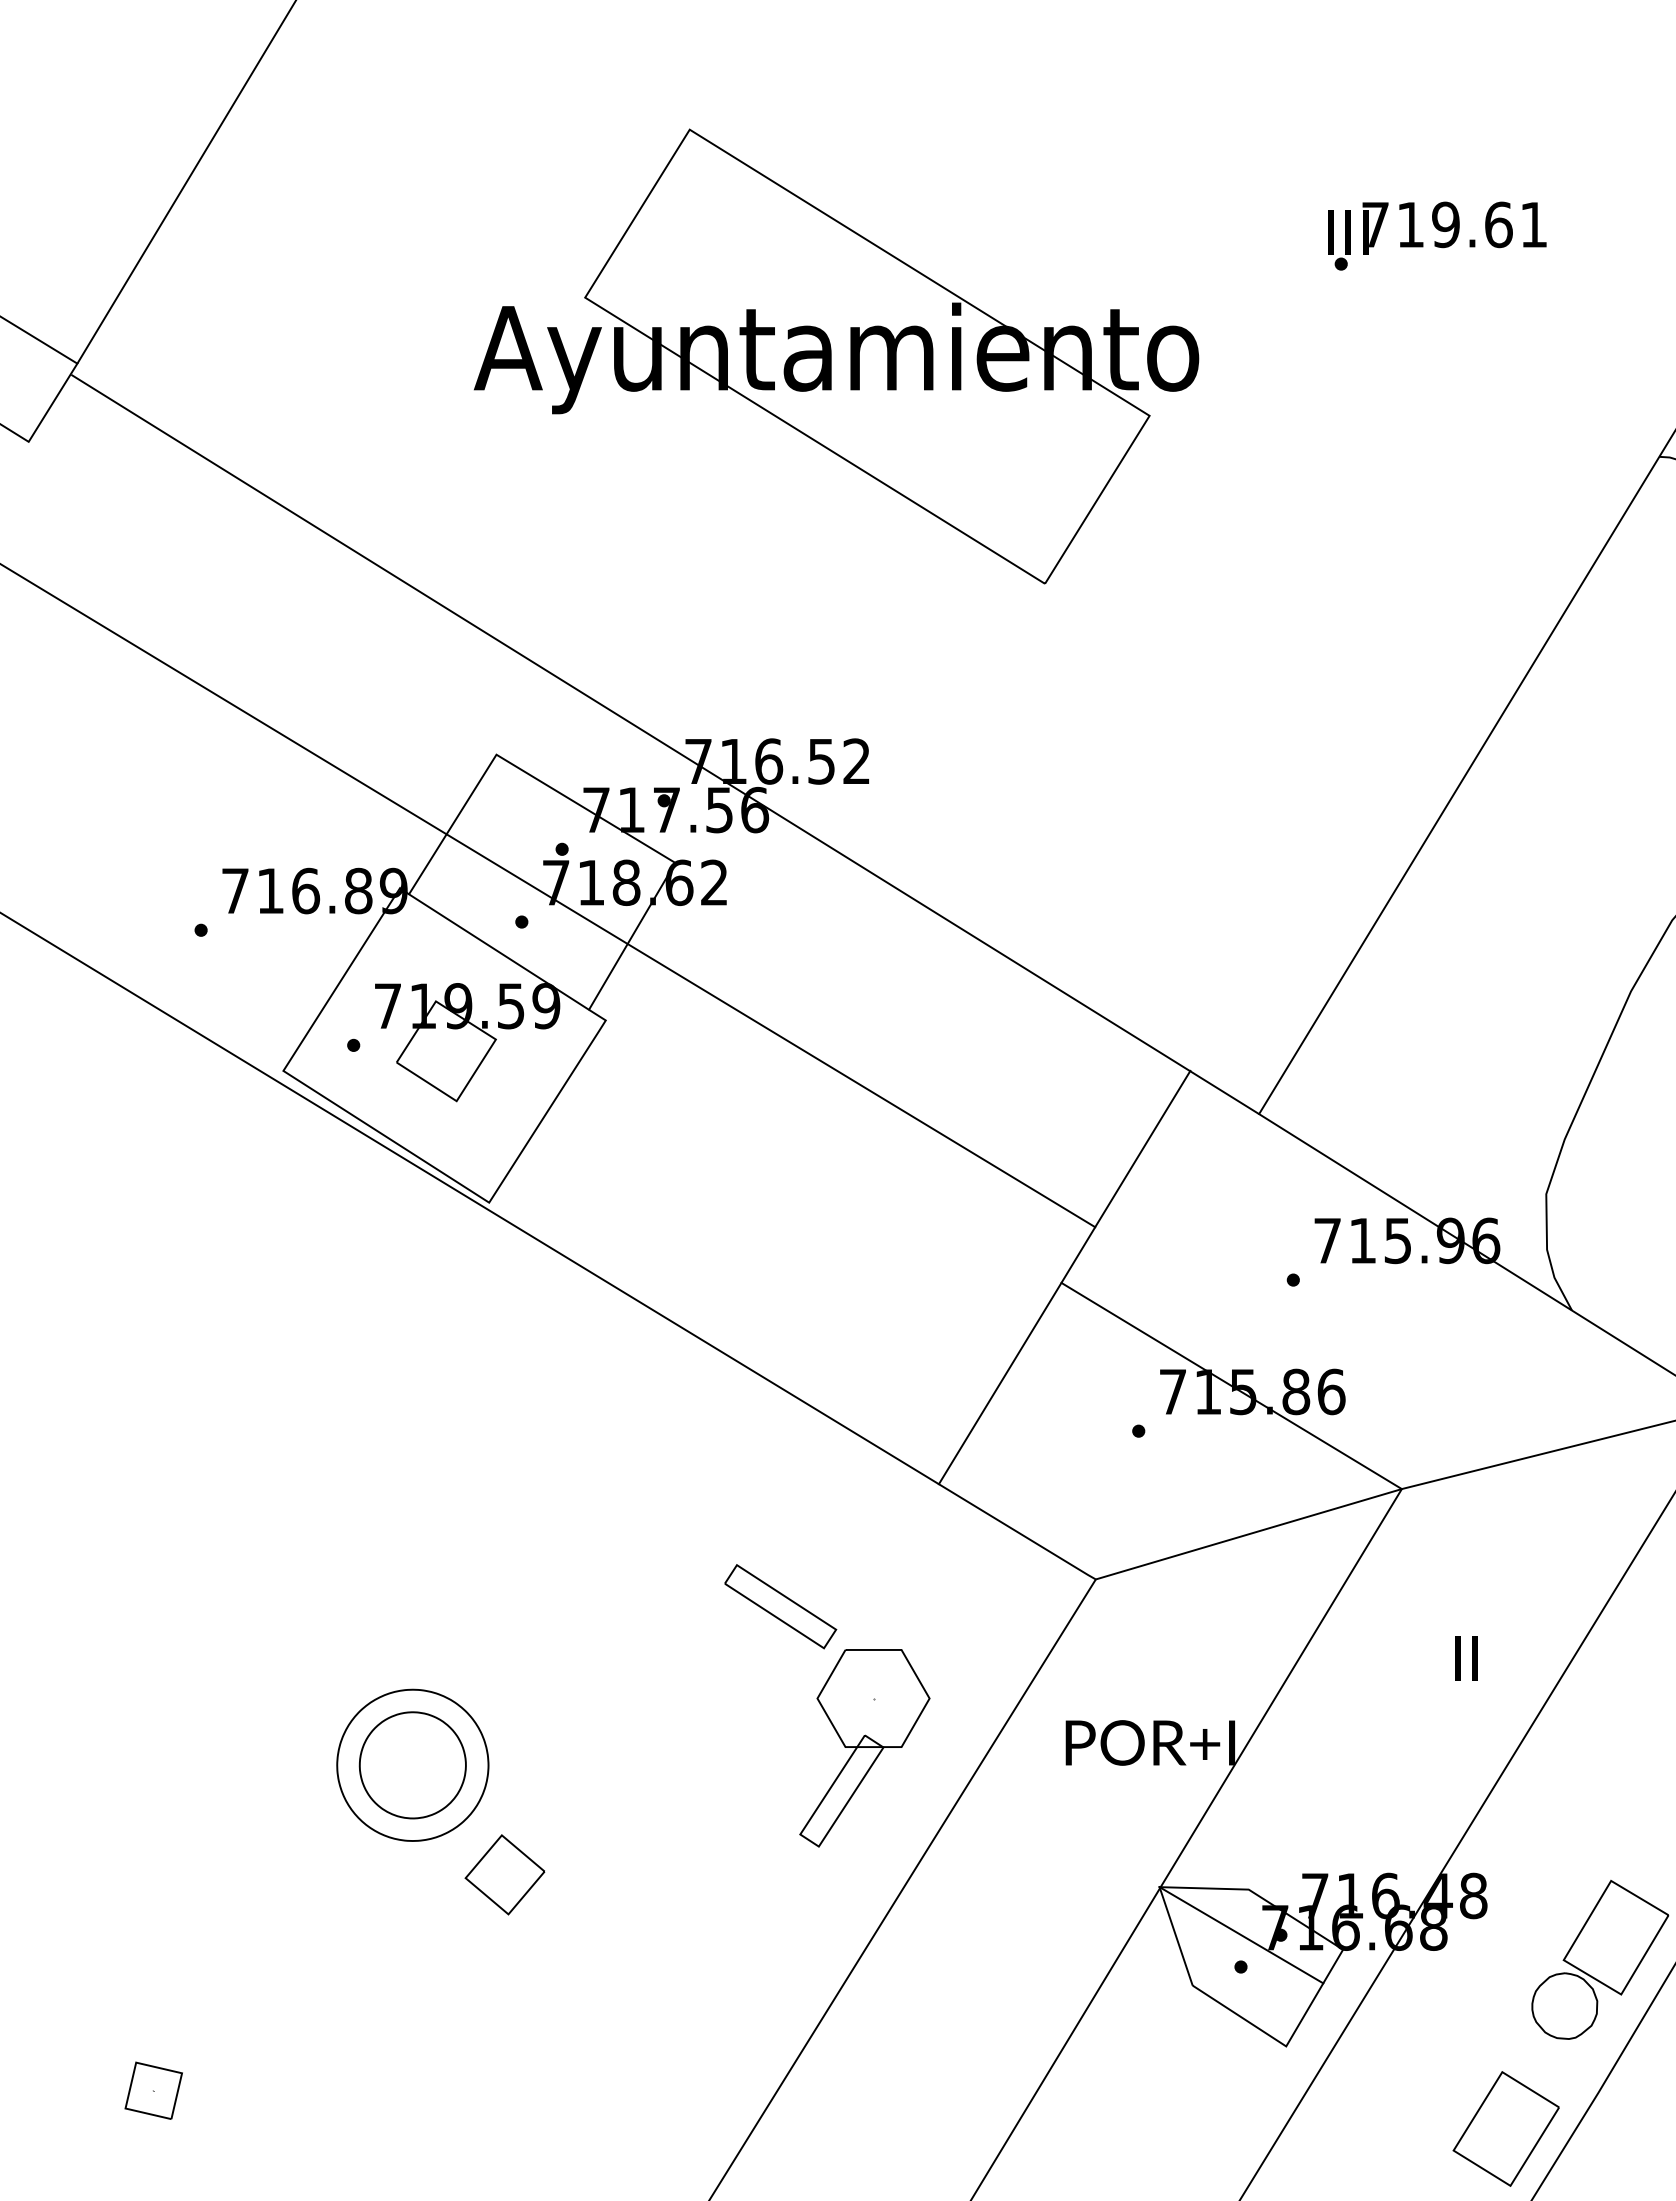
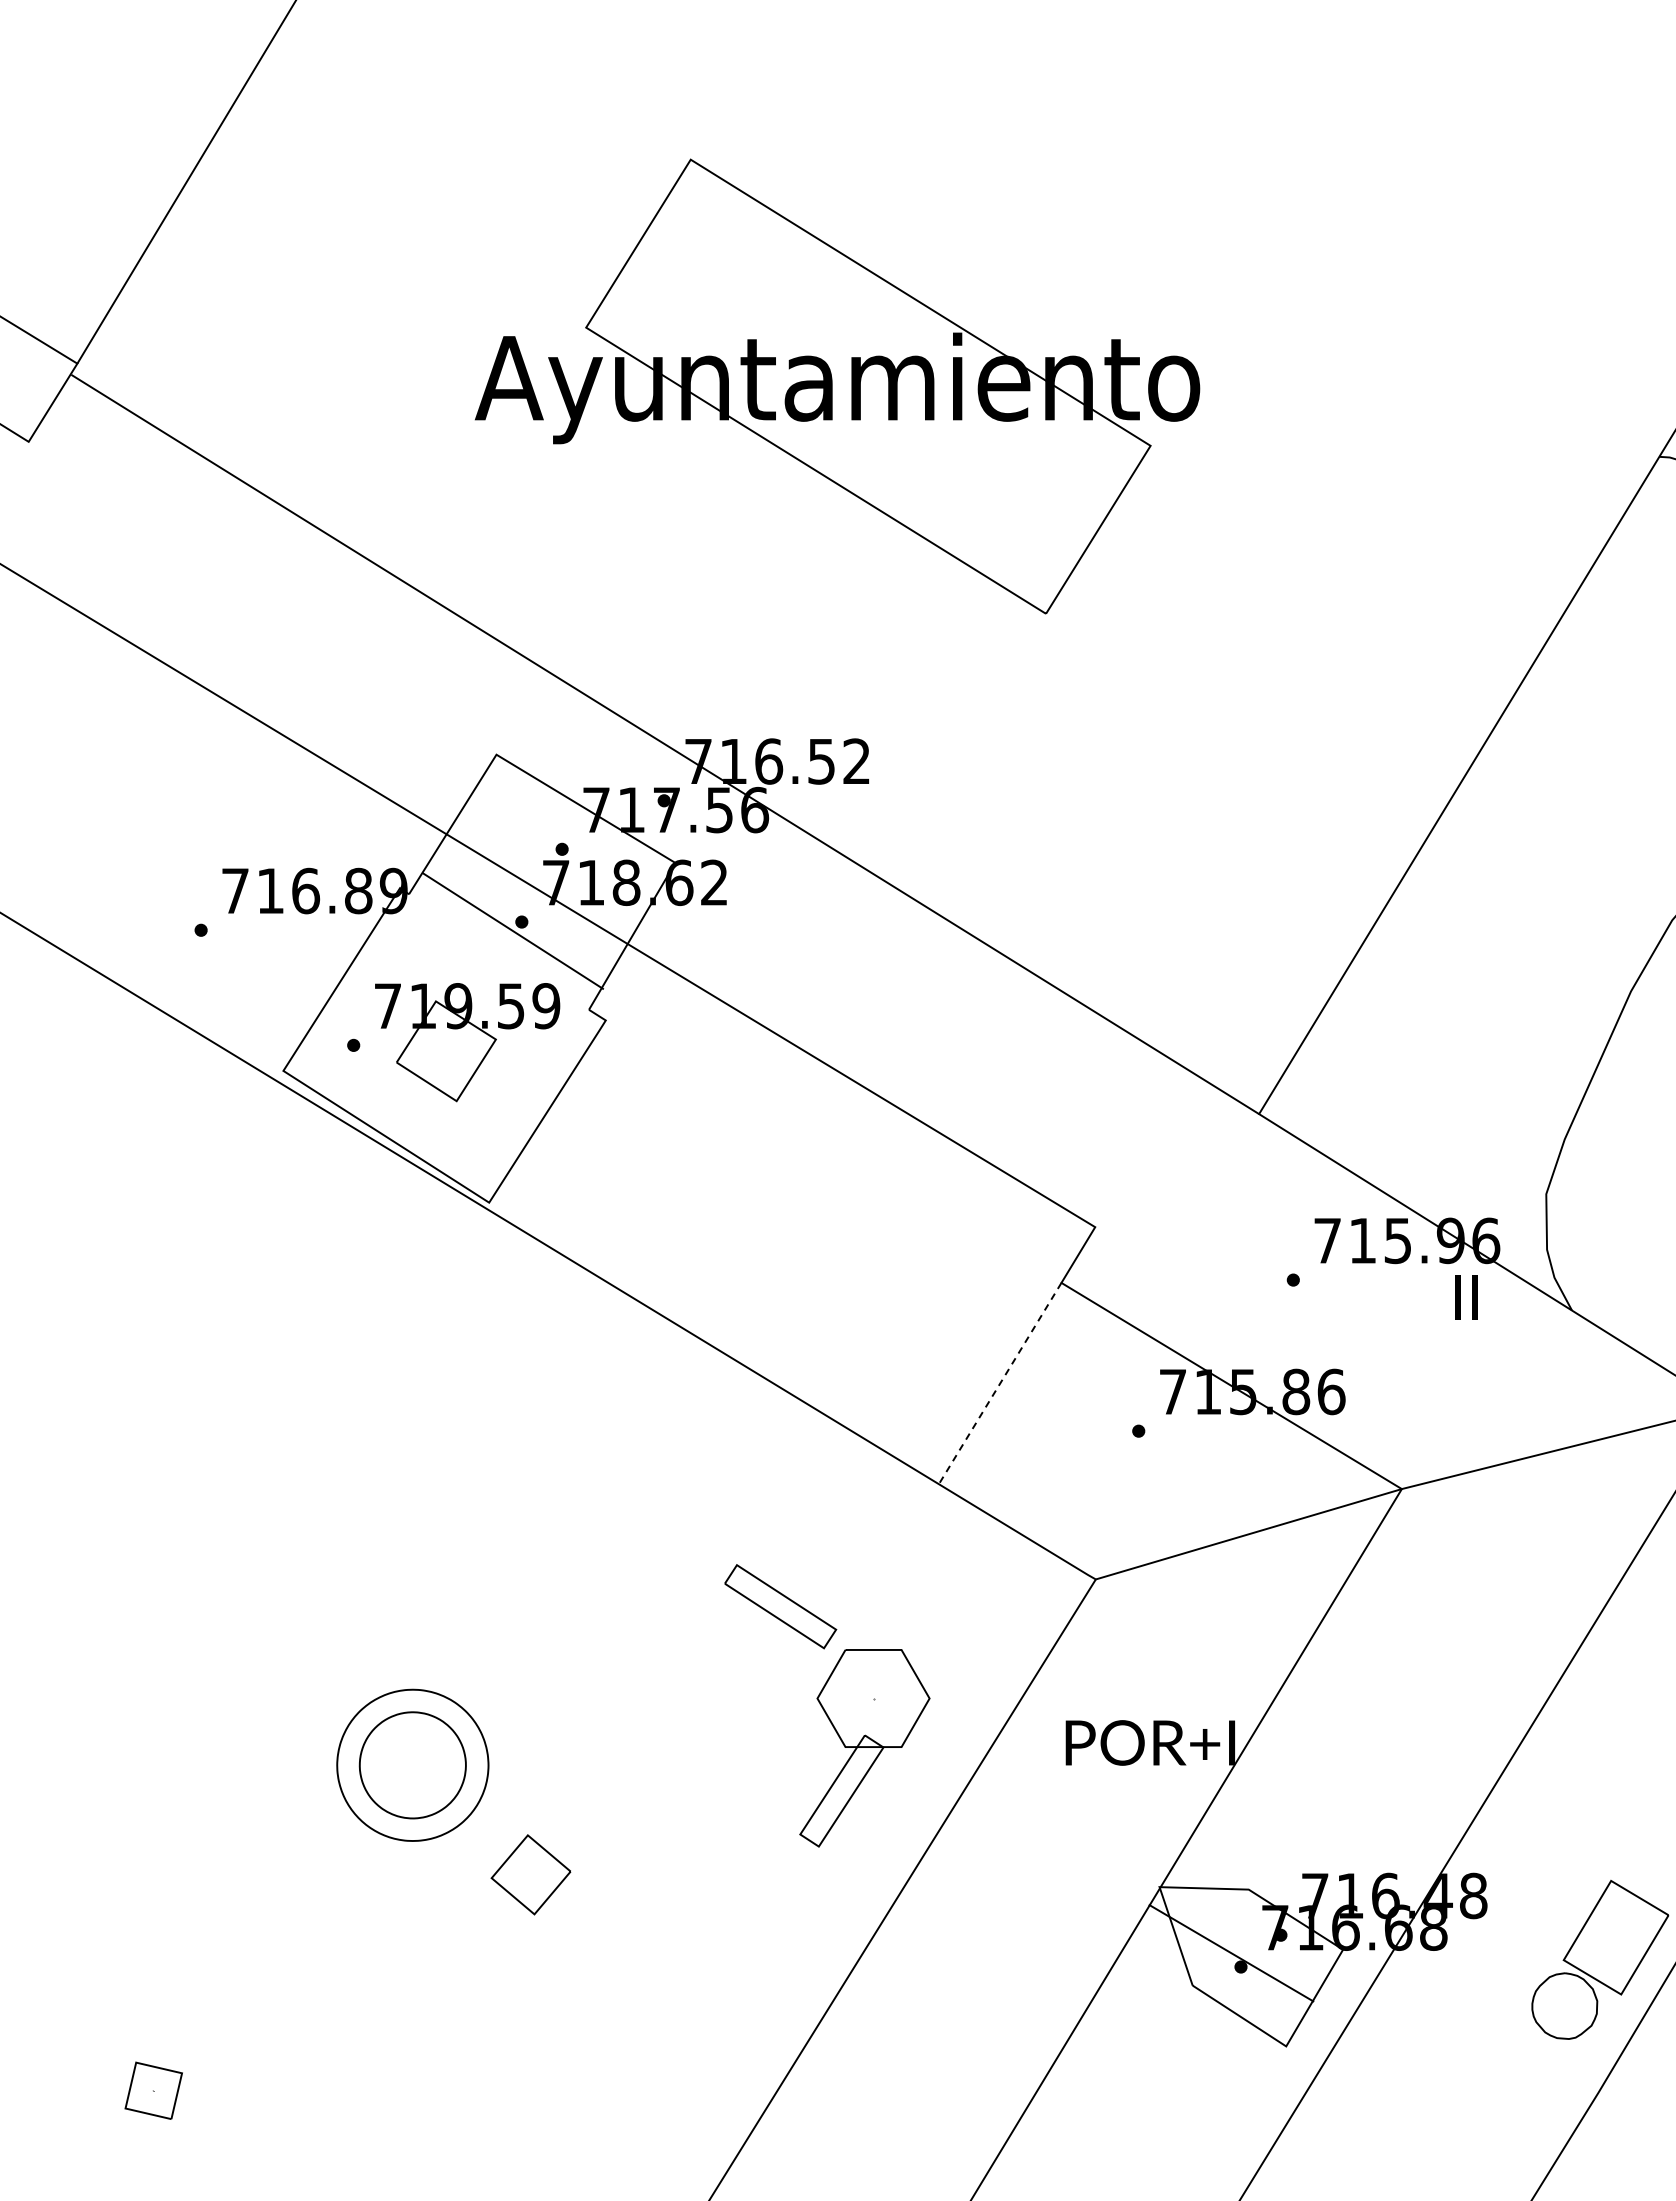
part: present -> none (1437, 235)
part position: (836, 356) -> (837, 386) (837, 386)
line position: (499, 951) -> (513, 930) (513, 930)
line: present -> none (1142, 1148)
line: solid -> dashed (1000, 1383)
text position: (1466, 1658) -> (1466, 1297) (1466, 1297)
part position: (504, 1874) -> (530, 1874) (530, 1874)
line position: (1241, 1935) -> (1231, 1953) (1231, 1953)
part: present -> none (1505, 2128)
